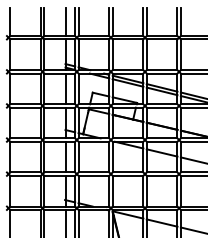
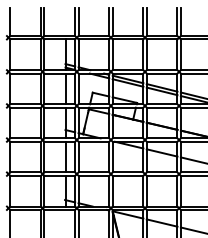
line: present -> none (65, 21)
line: present -> none (65, 221)
